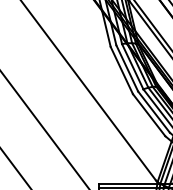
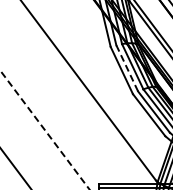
line: solid -> dashed (127, 68)
line: solid -> dashed (45, 130)
